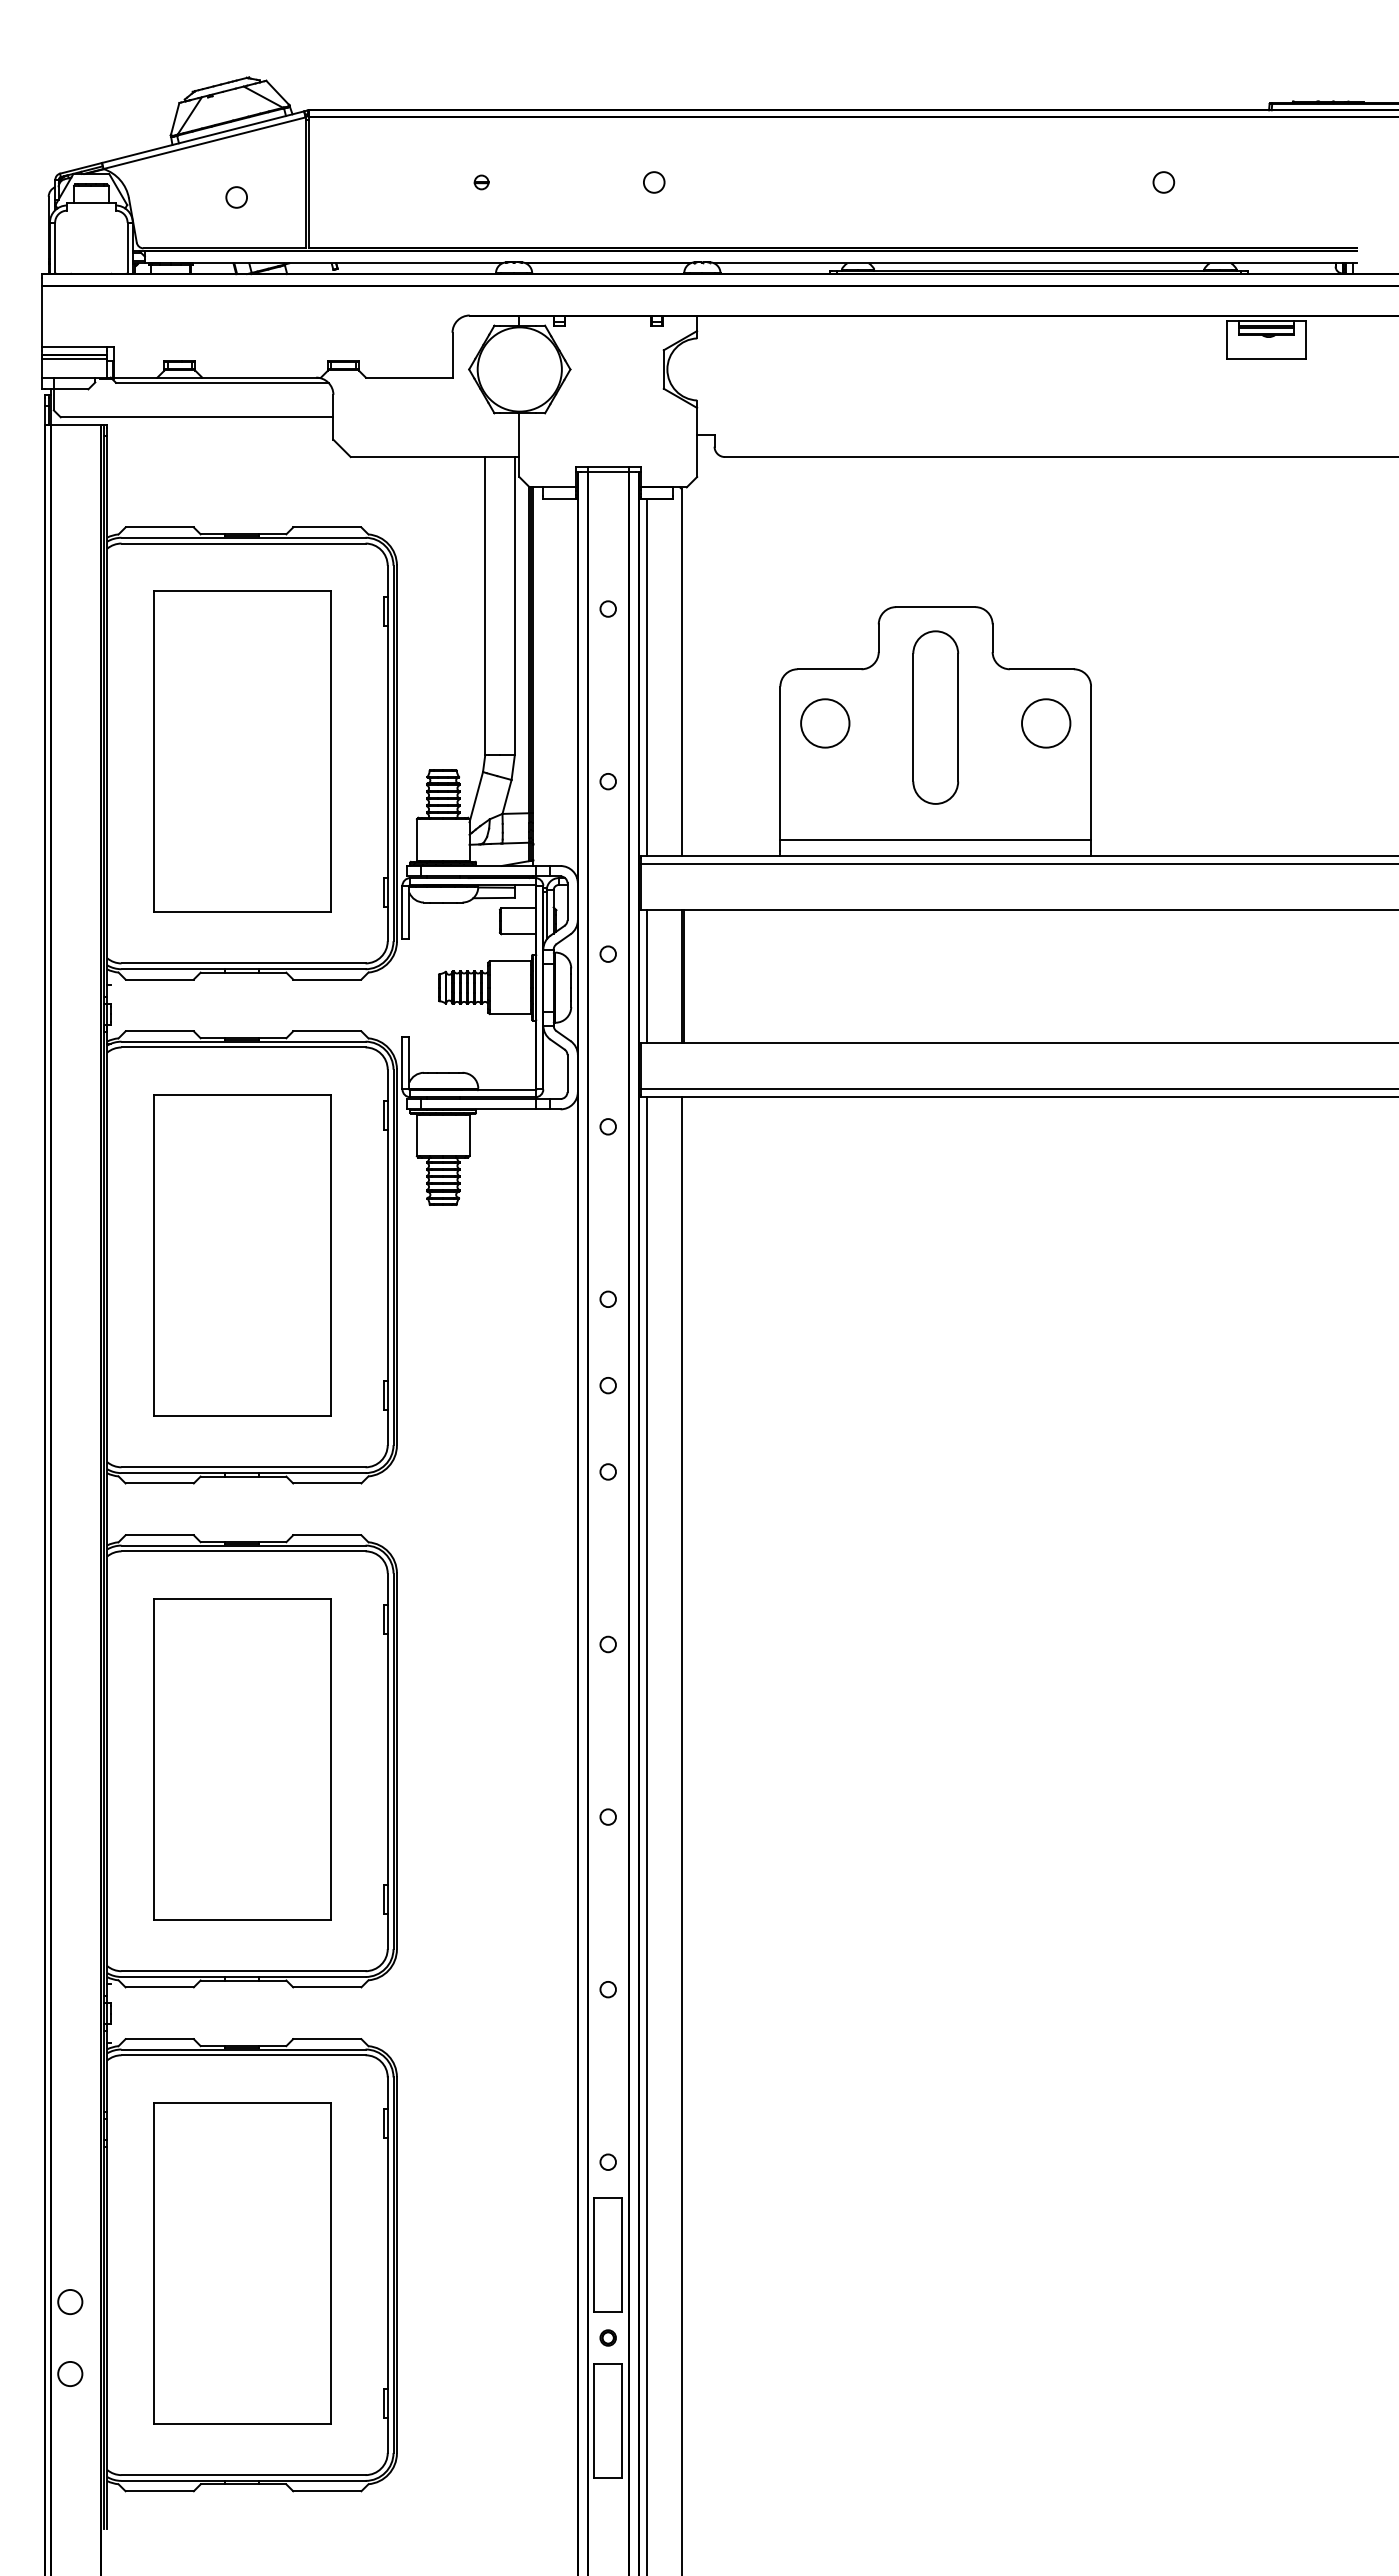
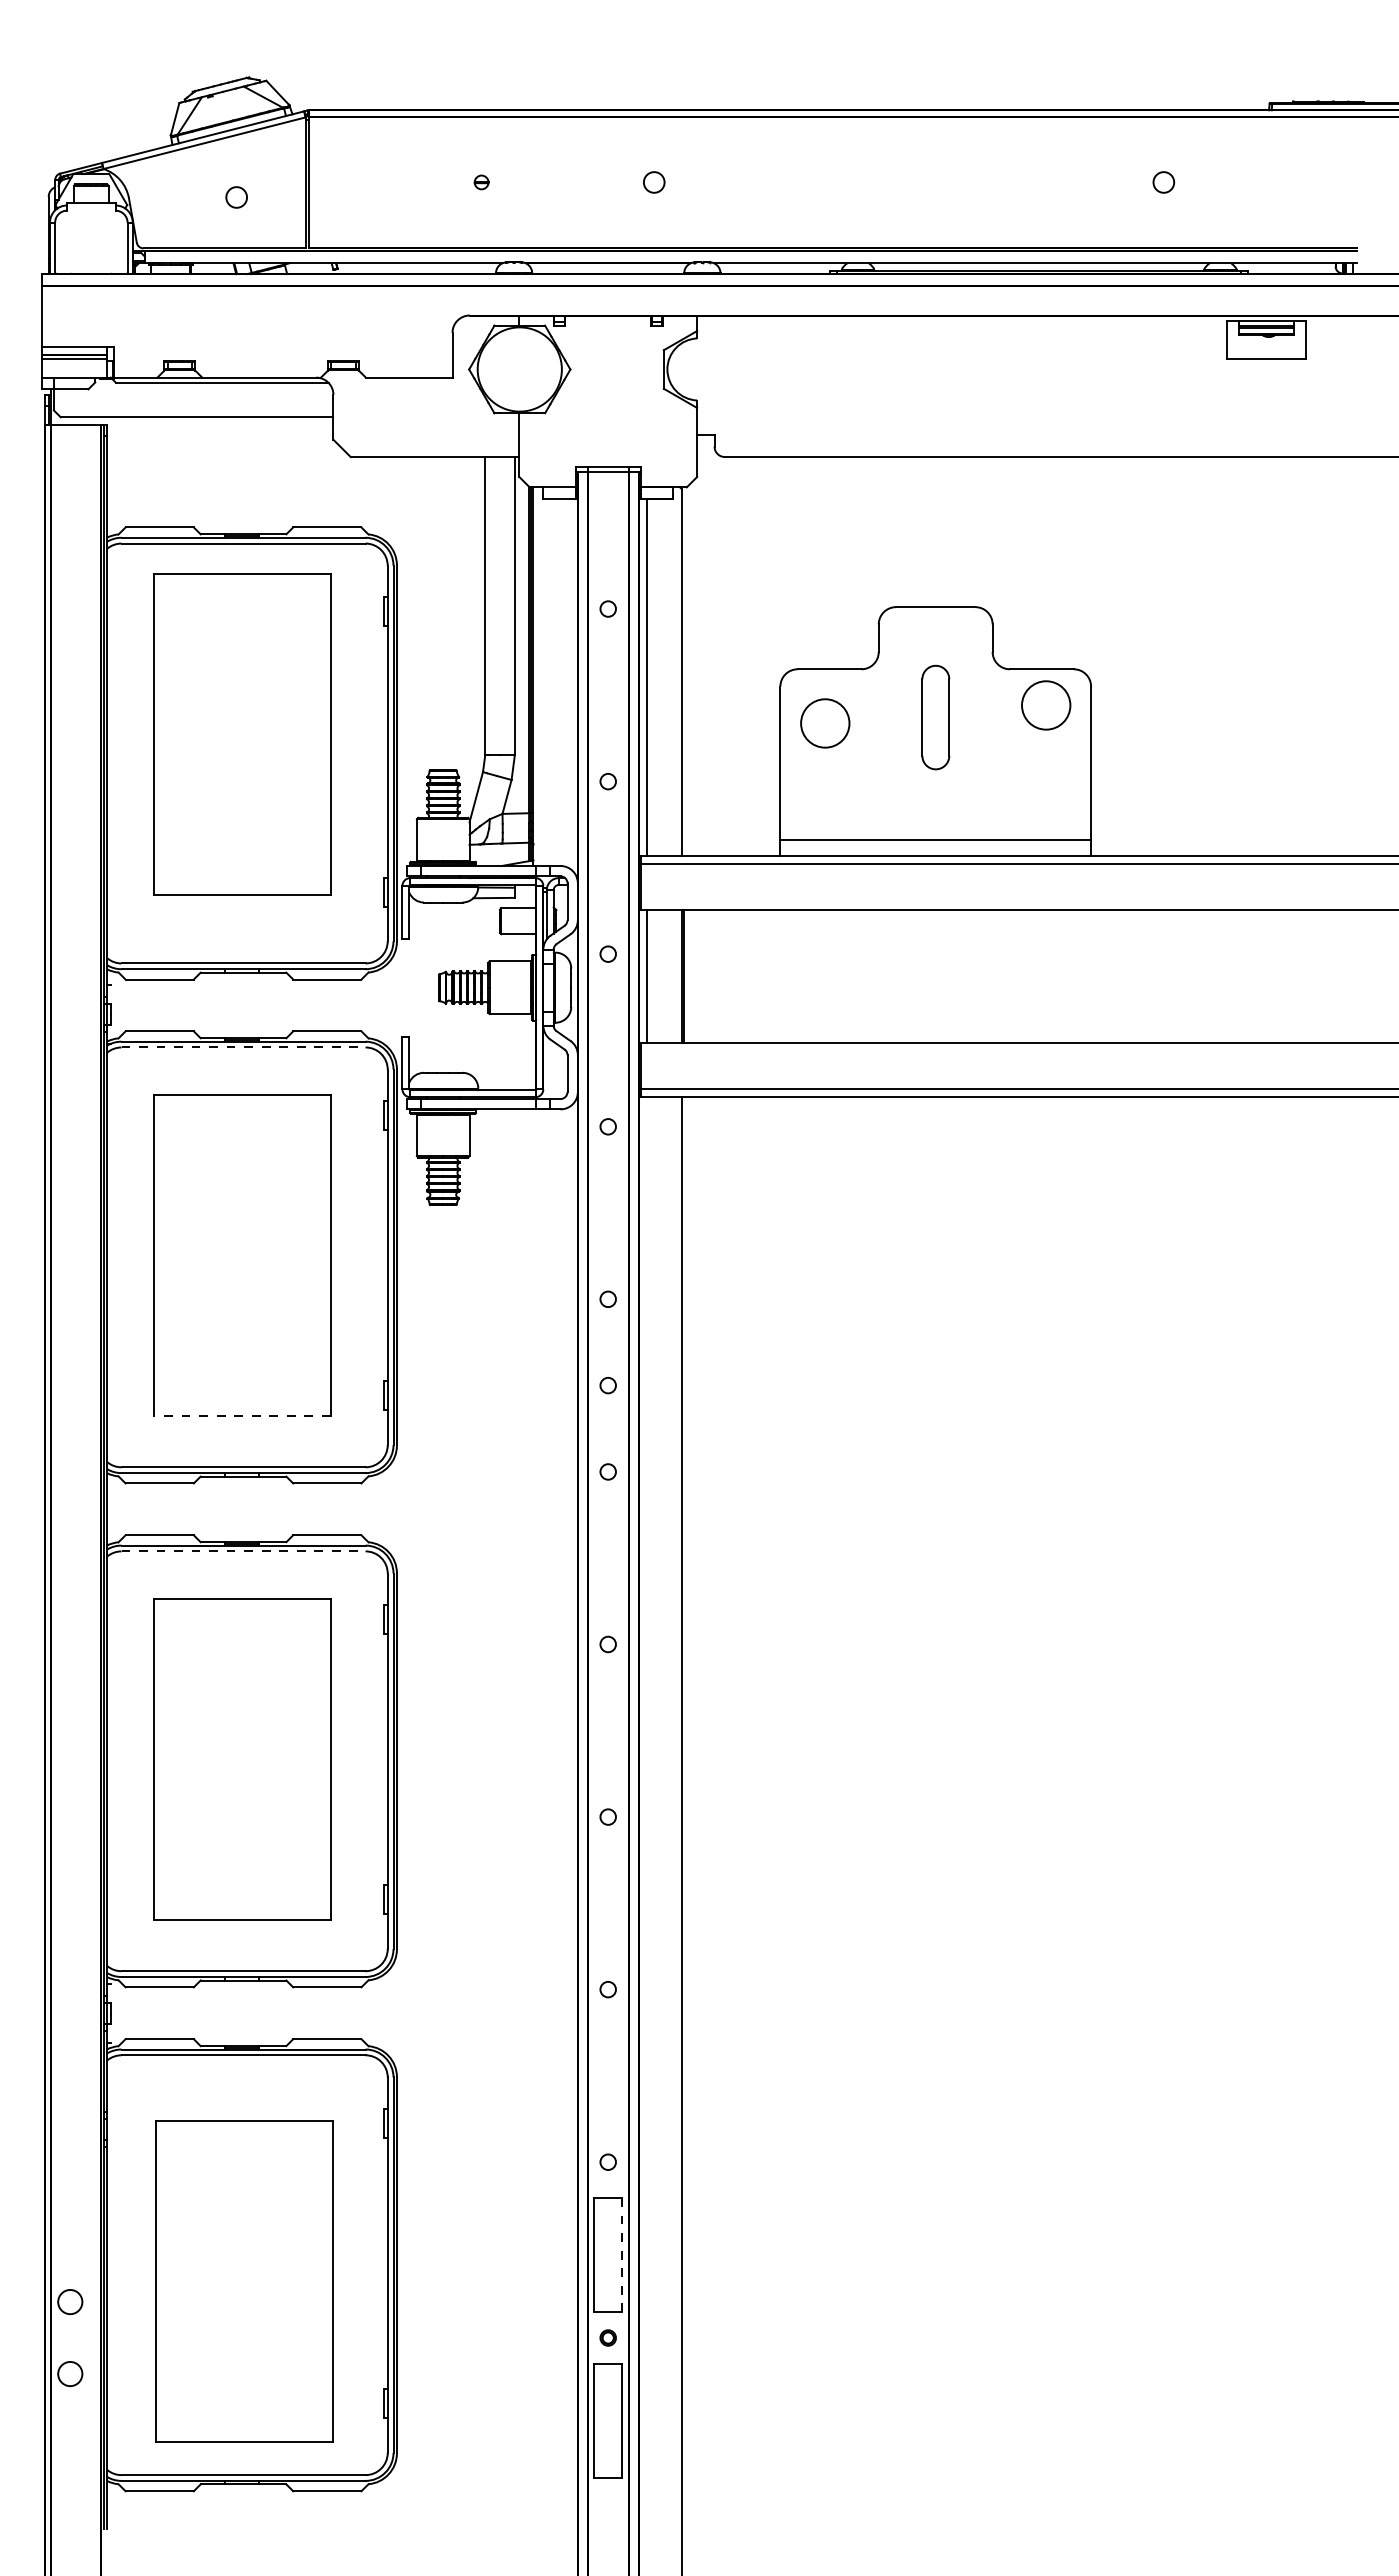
part size: 48x175 px -> 30x107 px (935, 717)
circle position: (1046, 723) -> (1046, 705) (1046, 705)
part position: (242, 751) -> (242, 734) (242, 734)
line: solid -> dashed (244, 1047)
line: solid -> dashed (242, 1416)
line: solid -> dashed (244, 1551)
line: present -> none (647, 1834)
line: solid -> dashed (622, 2255)
part position: (242, 2263) -> (244, 2281) (244, 2281)
